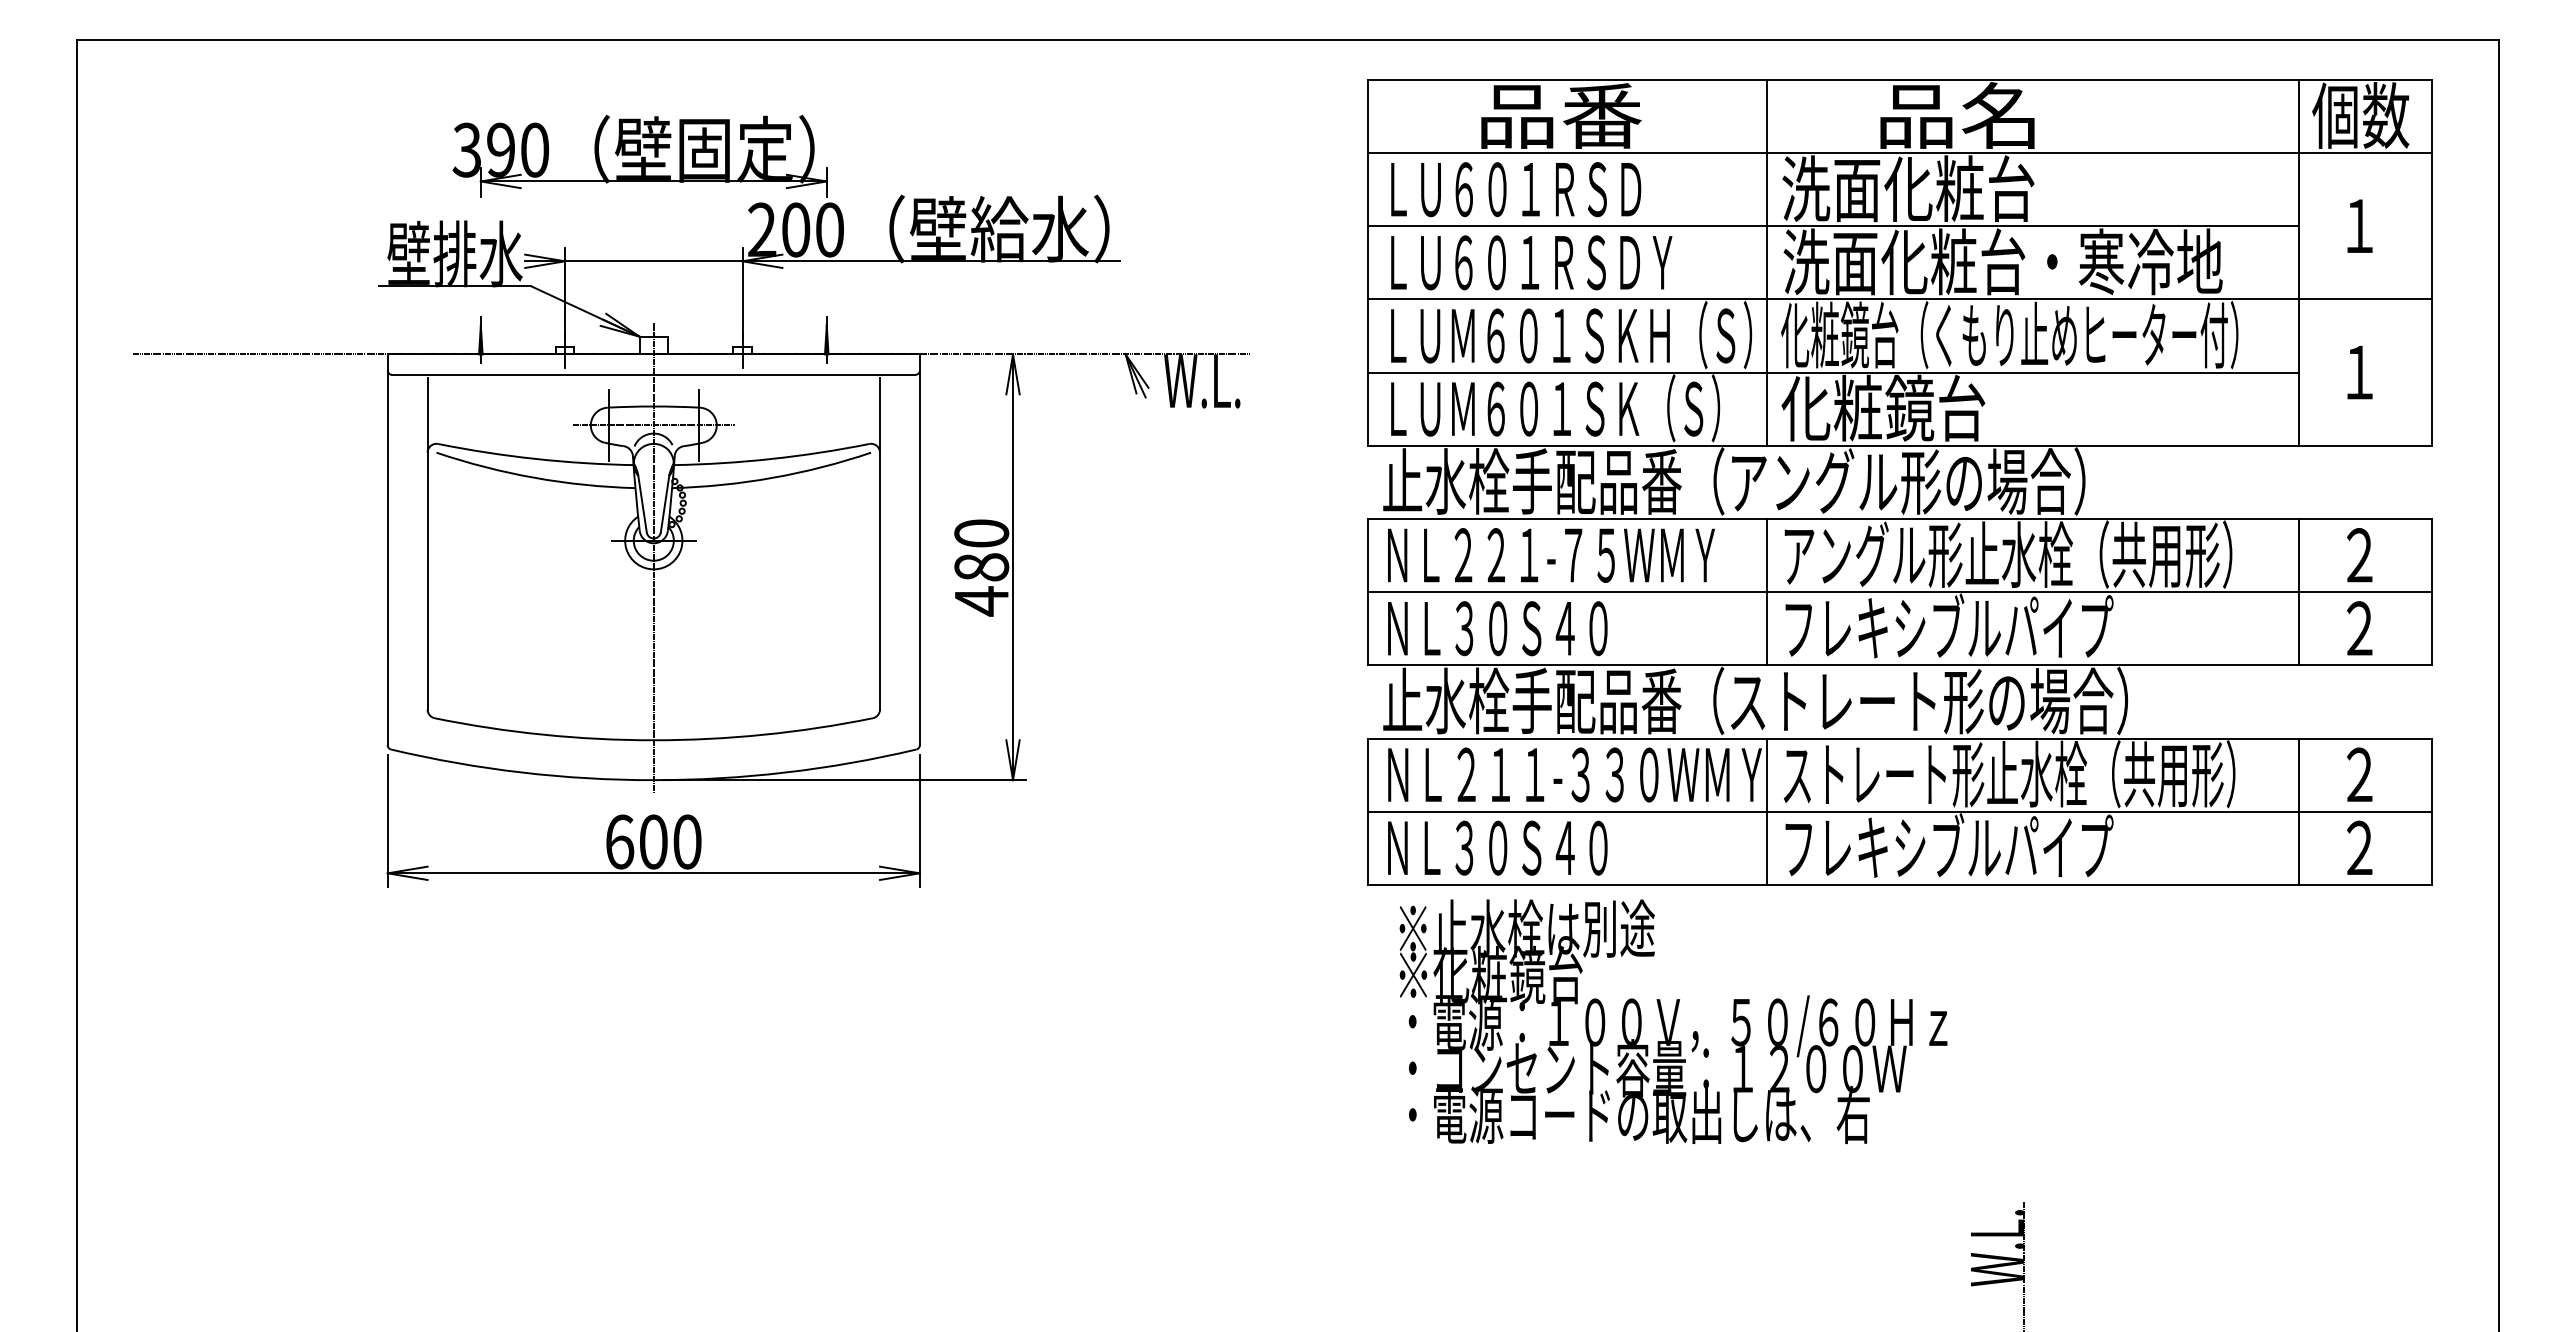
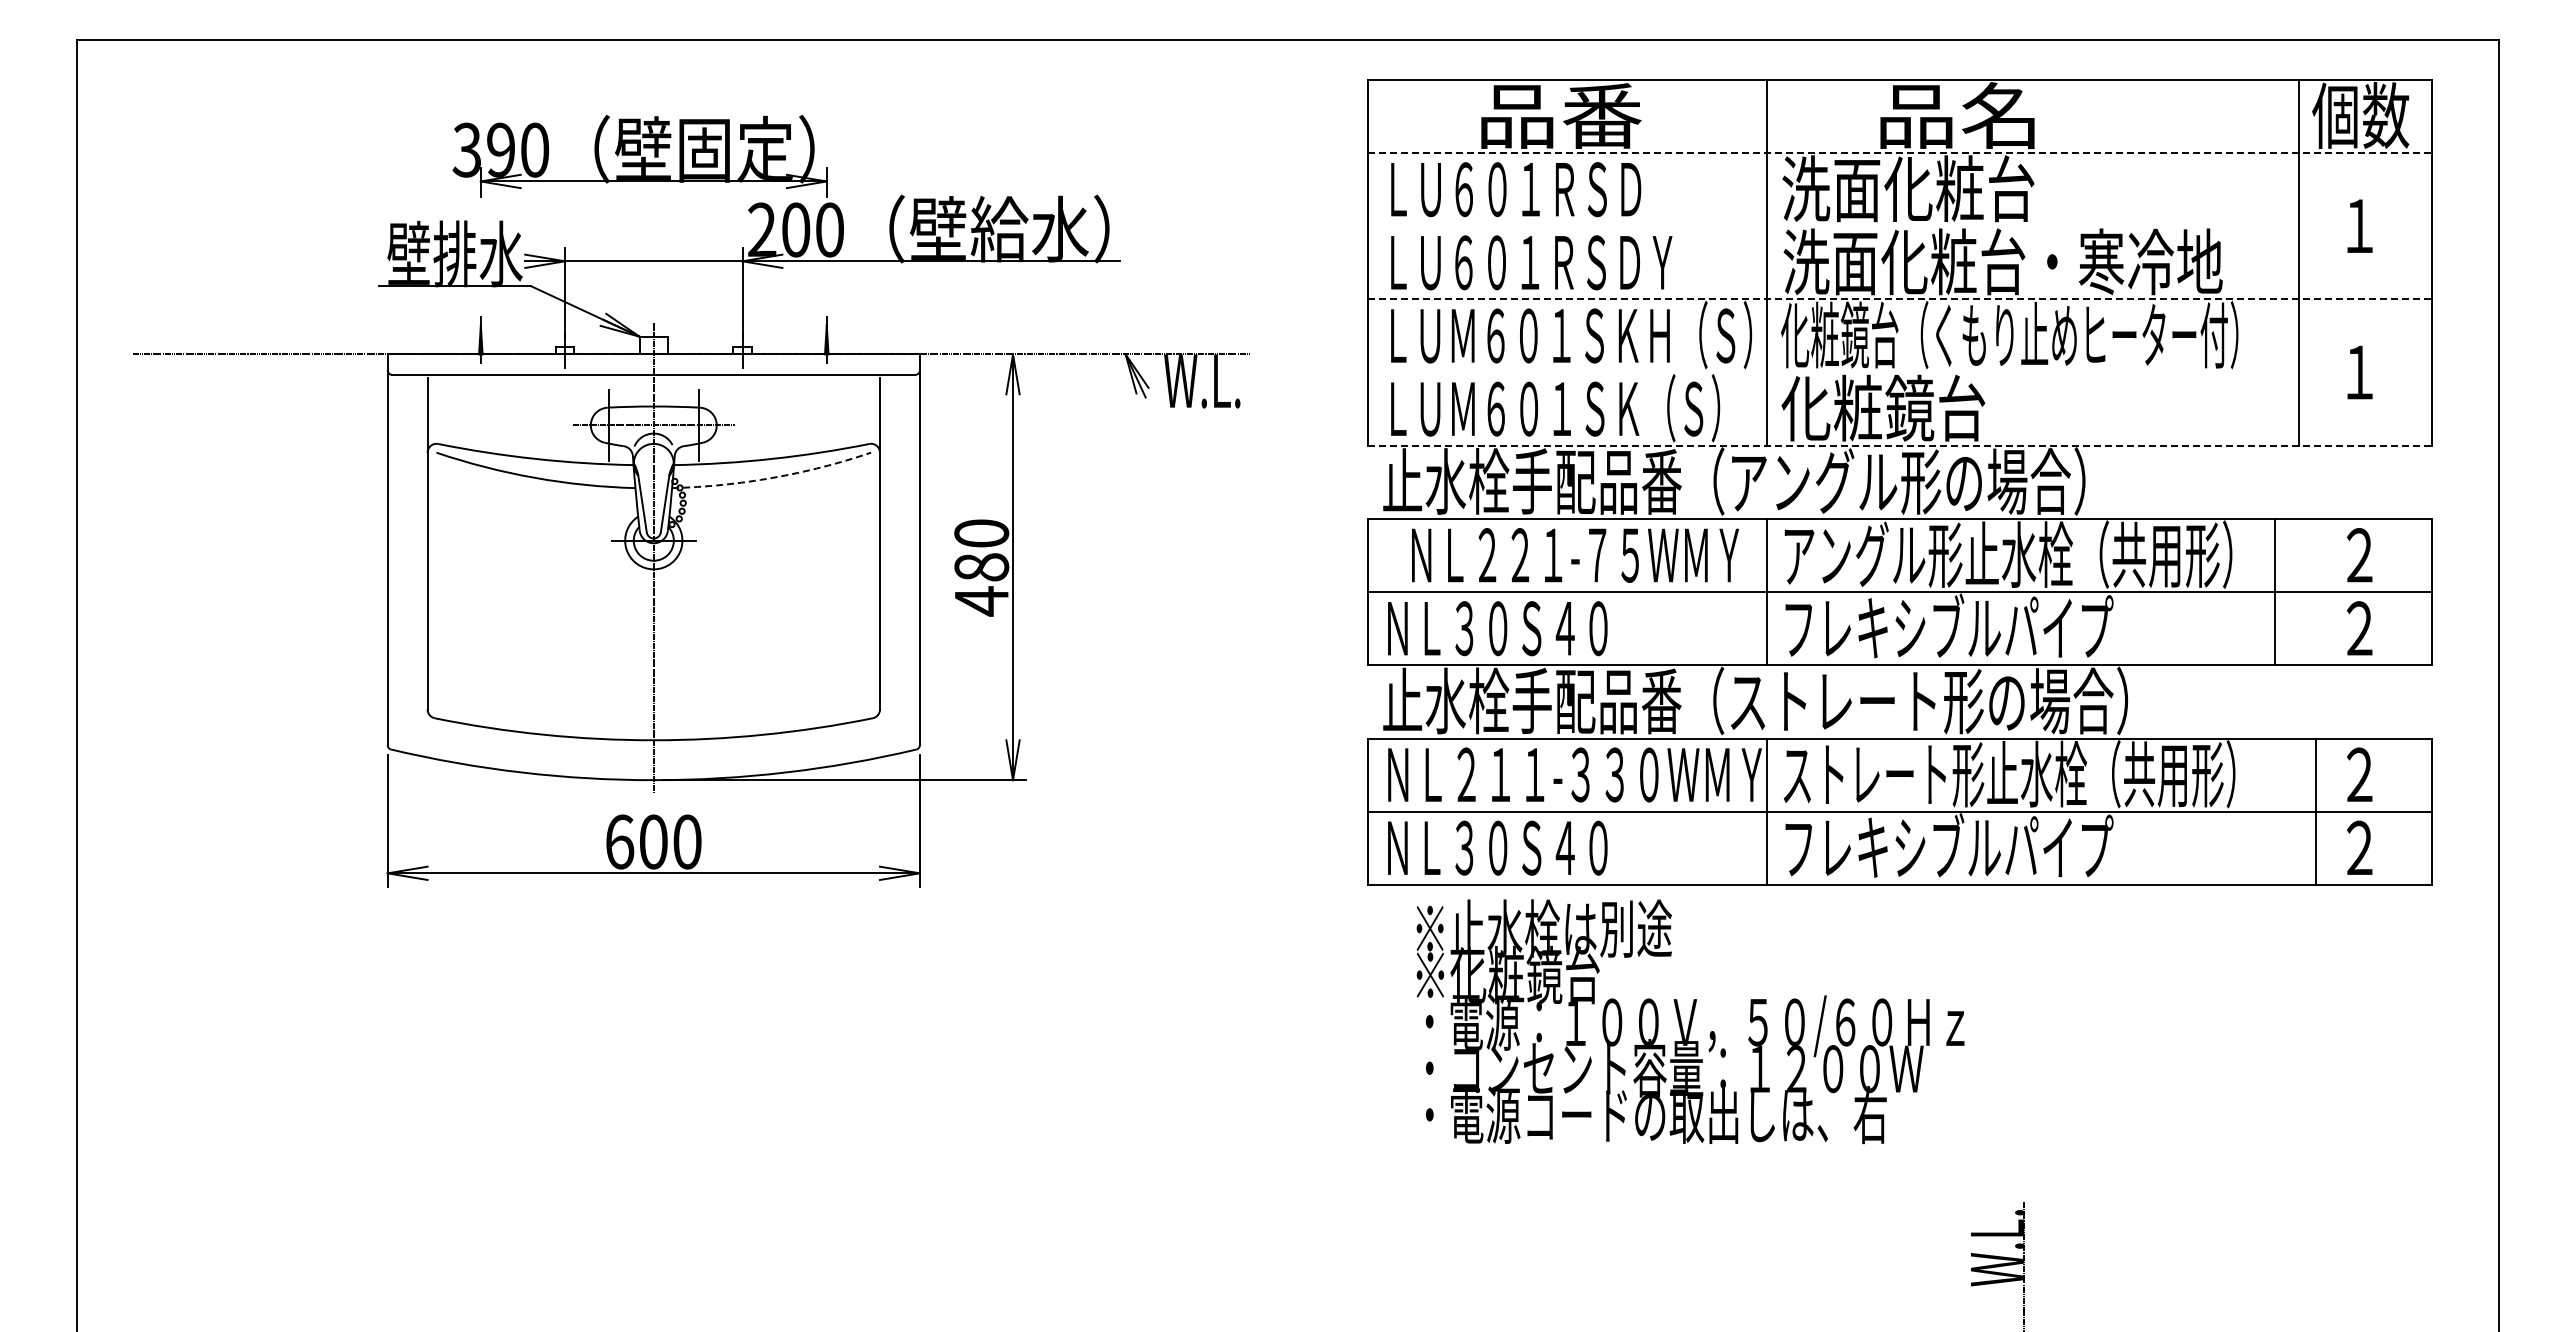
line: solid -> dashed (1900, 153)
line: present -> none (1833, 226)
line: solid -> dashed (1900, 299)
line: present -> none (1833, 372)
line: solid -> dashed (1900, 445)
arc: solid -> dashed (772, 477)
text position: (1551, 555) -> (1575, 555) (1575, 555)
line position: (2299, 591) -> (2275, 591) (2275, 591)
line position: (2299, 811) -> (2316, 811) (2316, 811)
text position: (1673, 1021) -> (1690, 1021) (1690, 1021)
